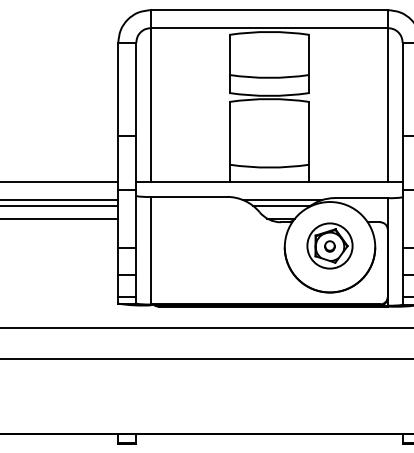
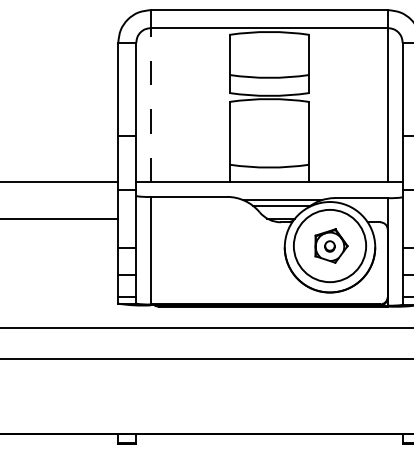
line: solid -> dashed (150, 105)
line: present -> none (60, 199)
line: present -> none (60, 206)
circle diameter: 45 px -> 72 px (329, 245)
